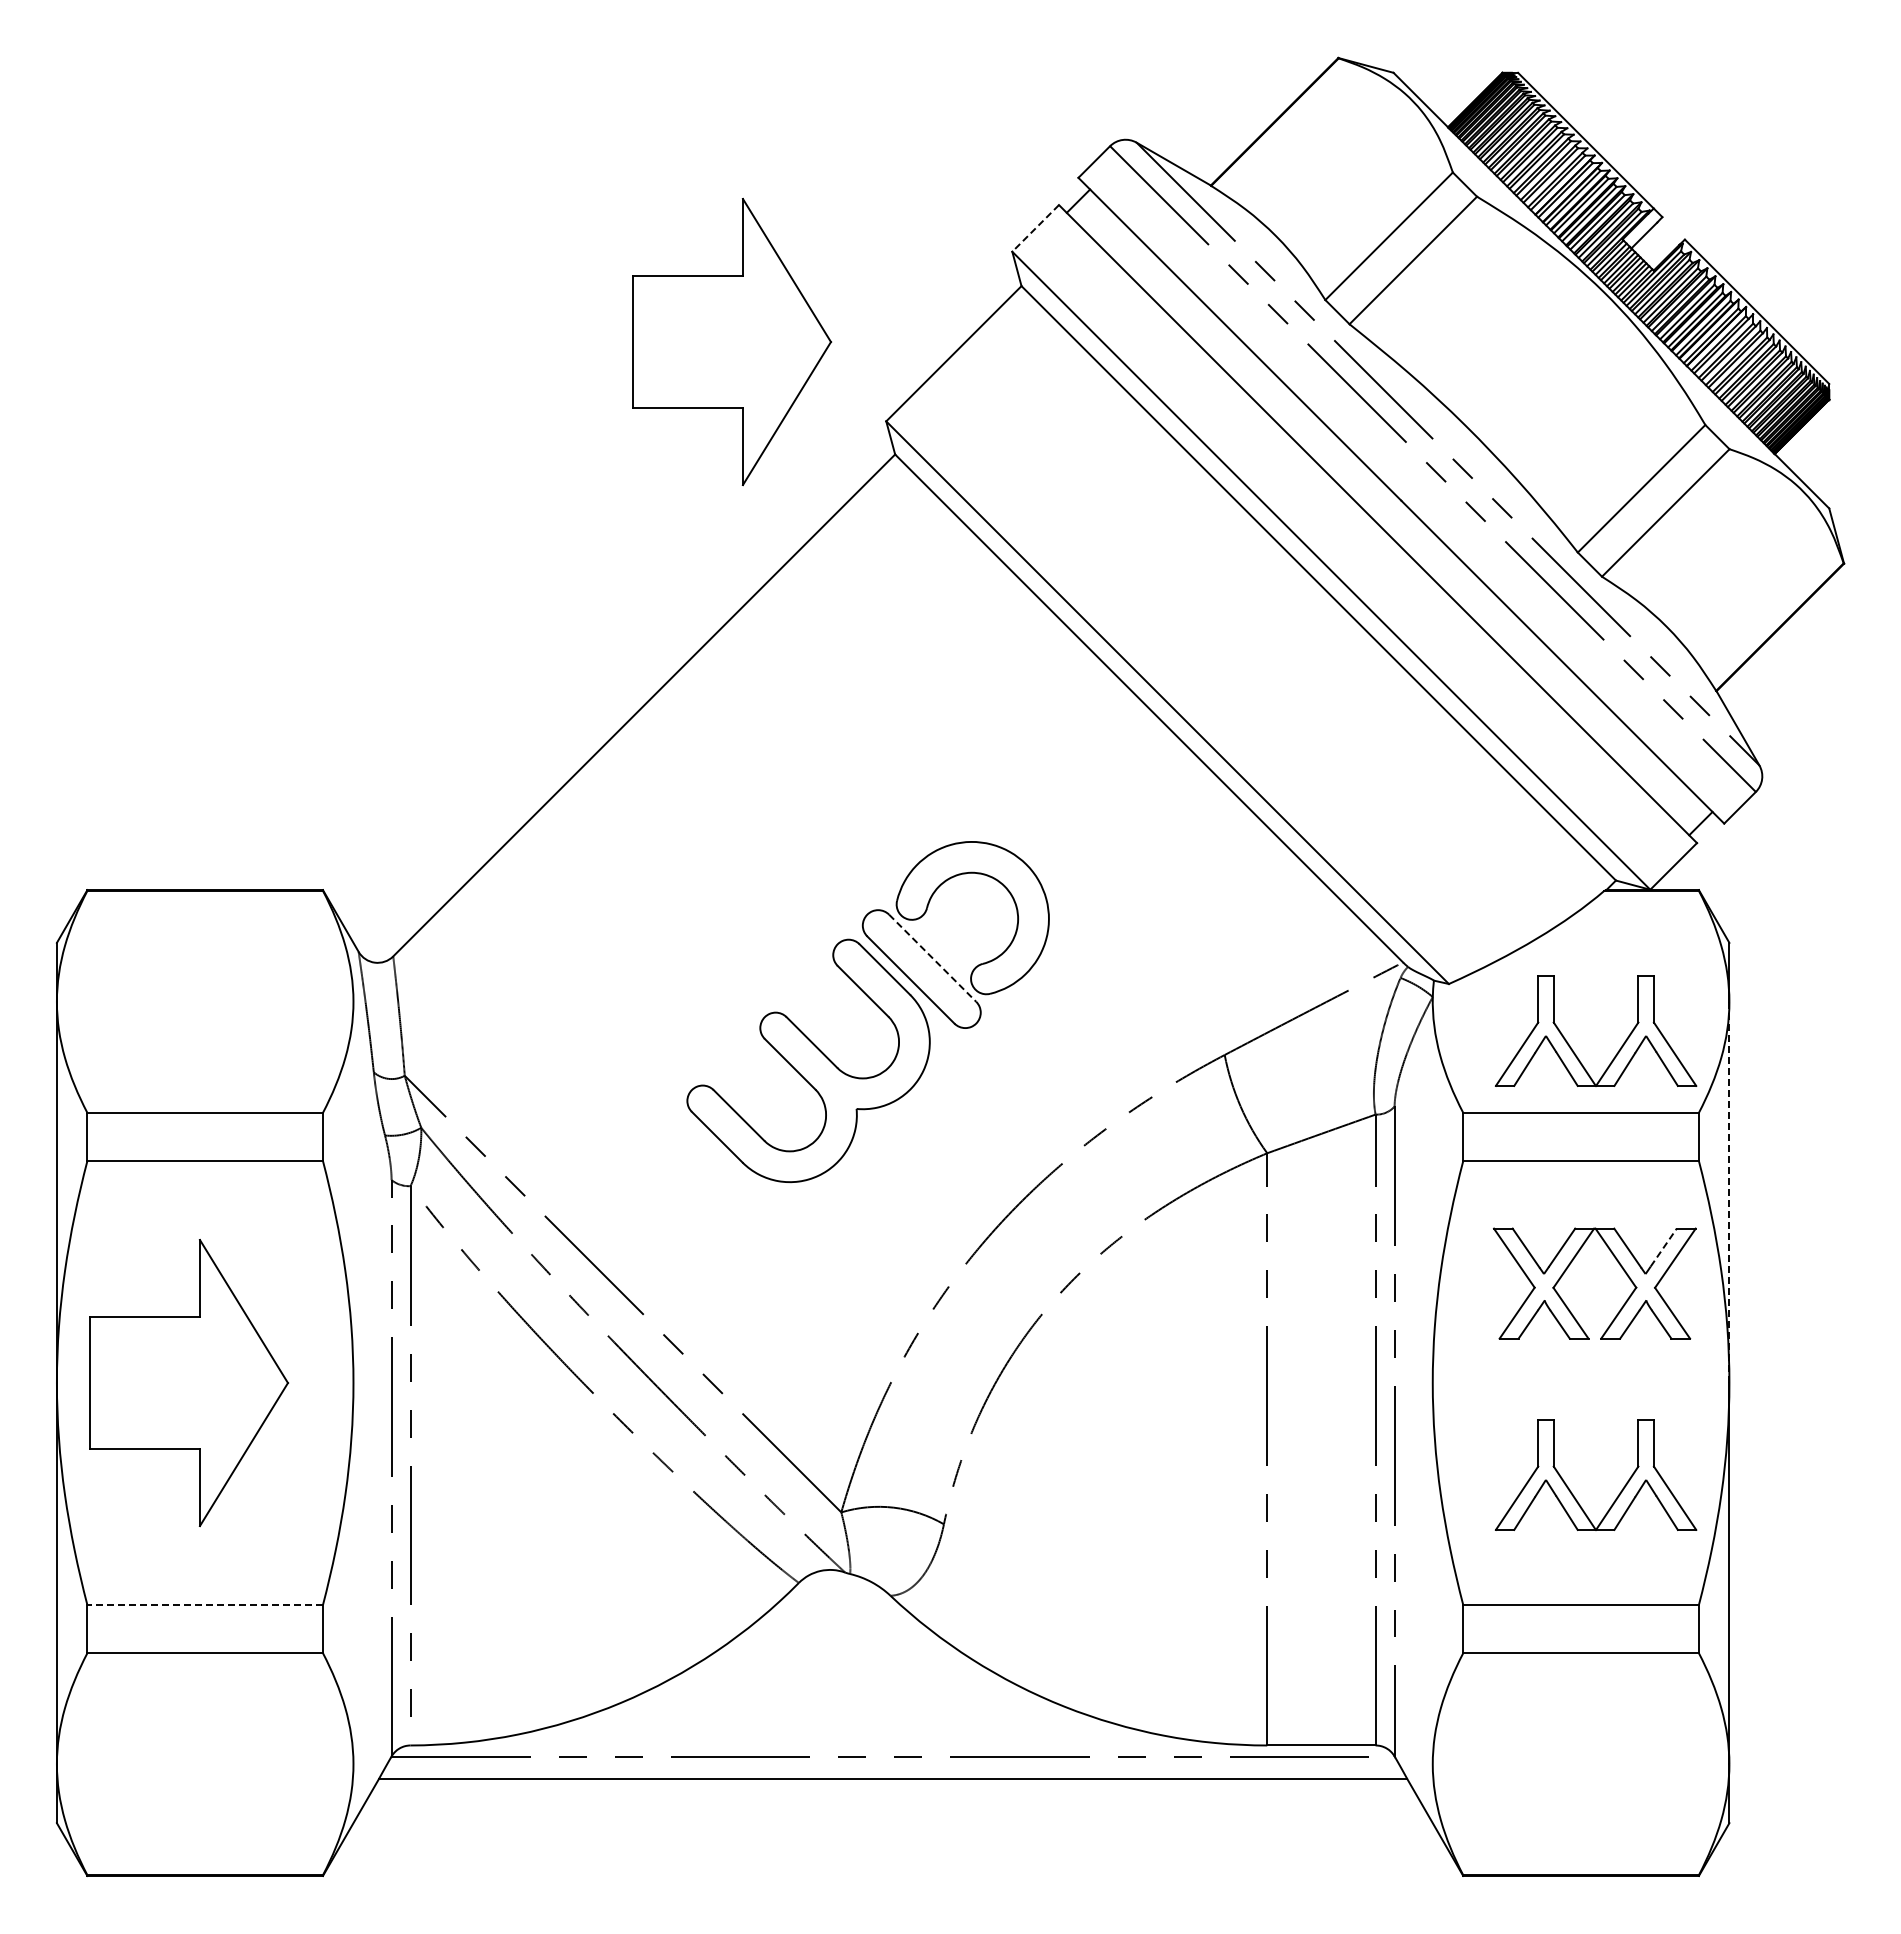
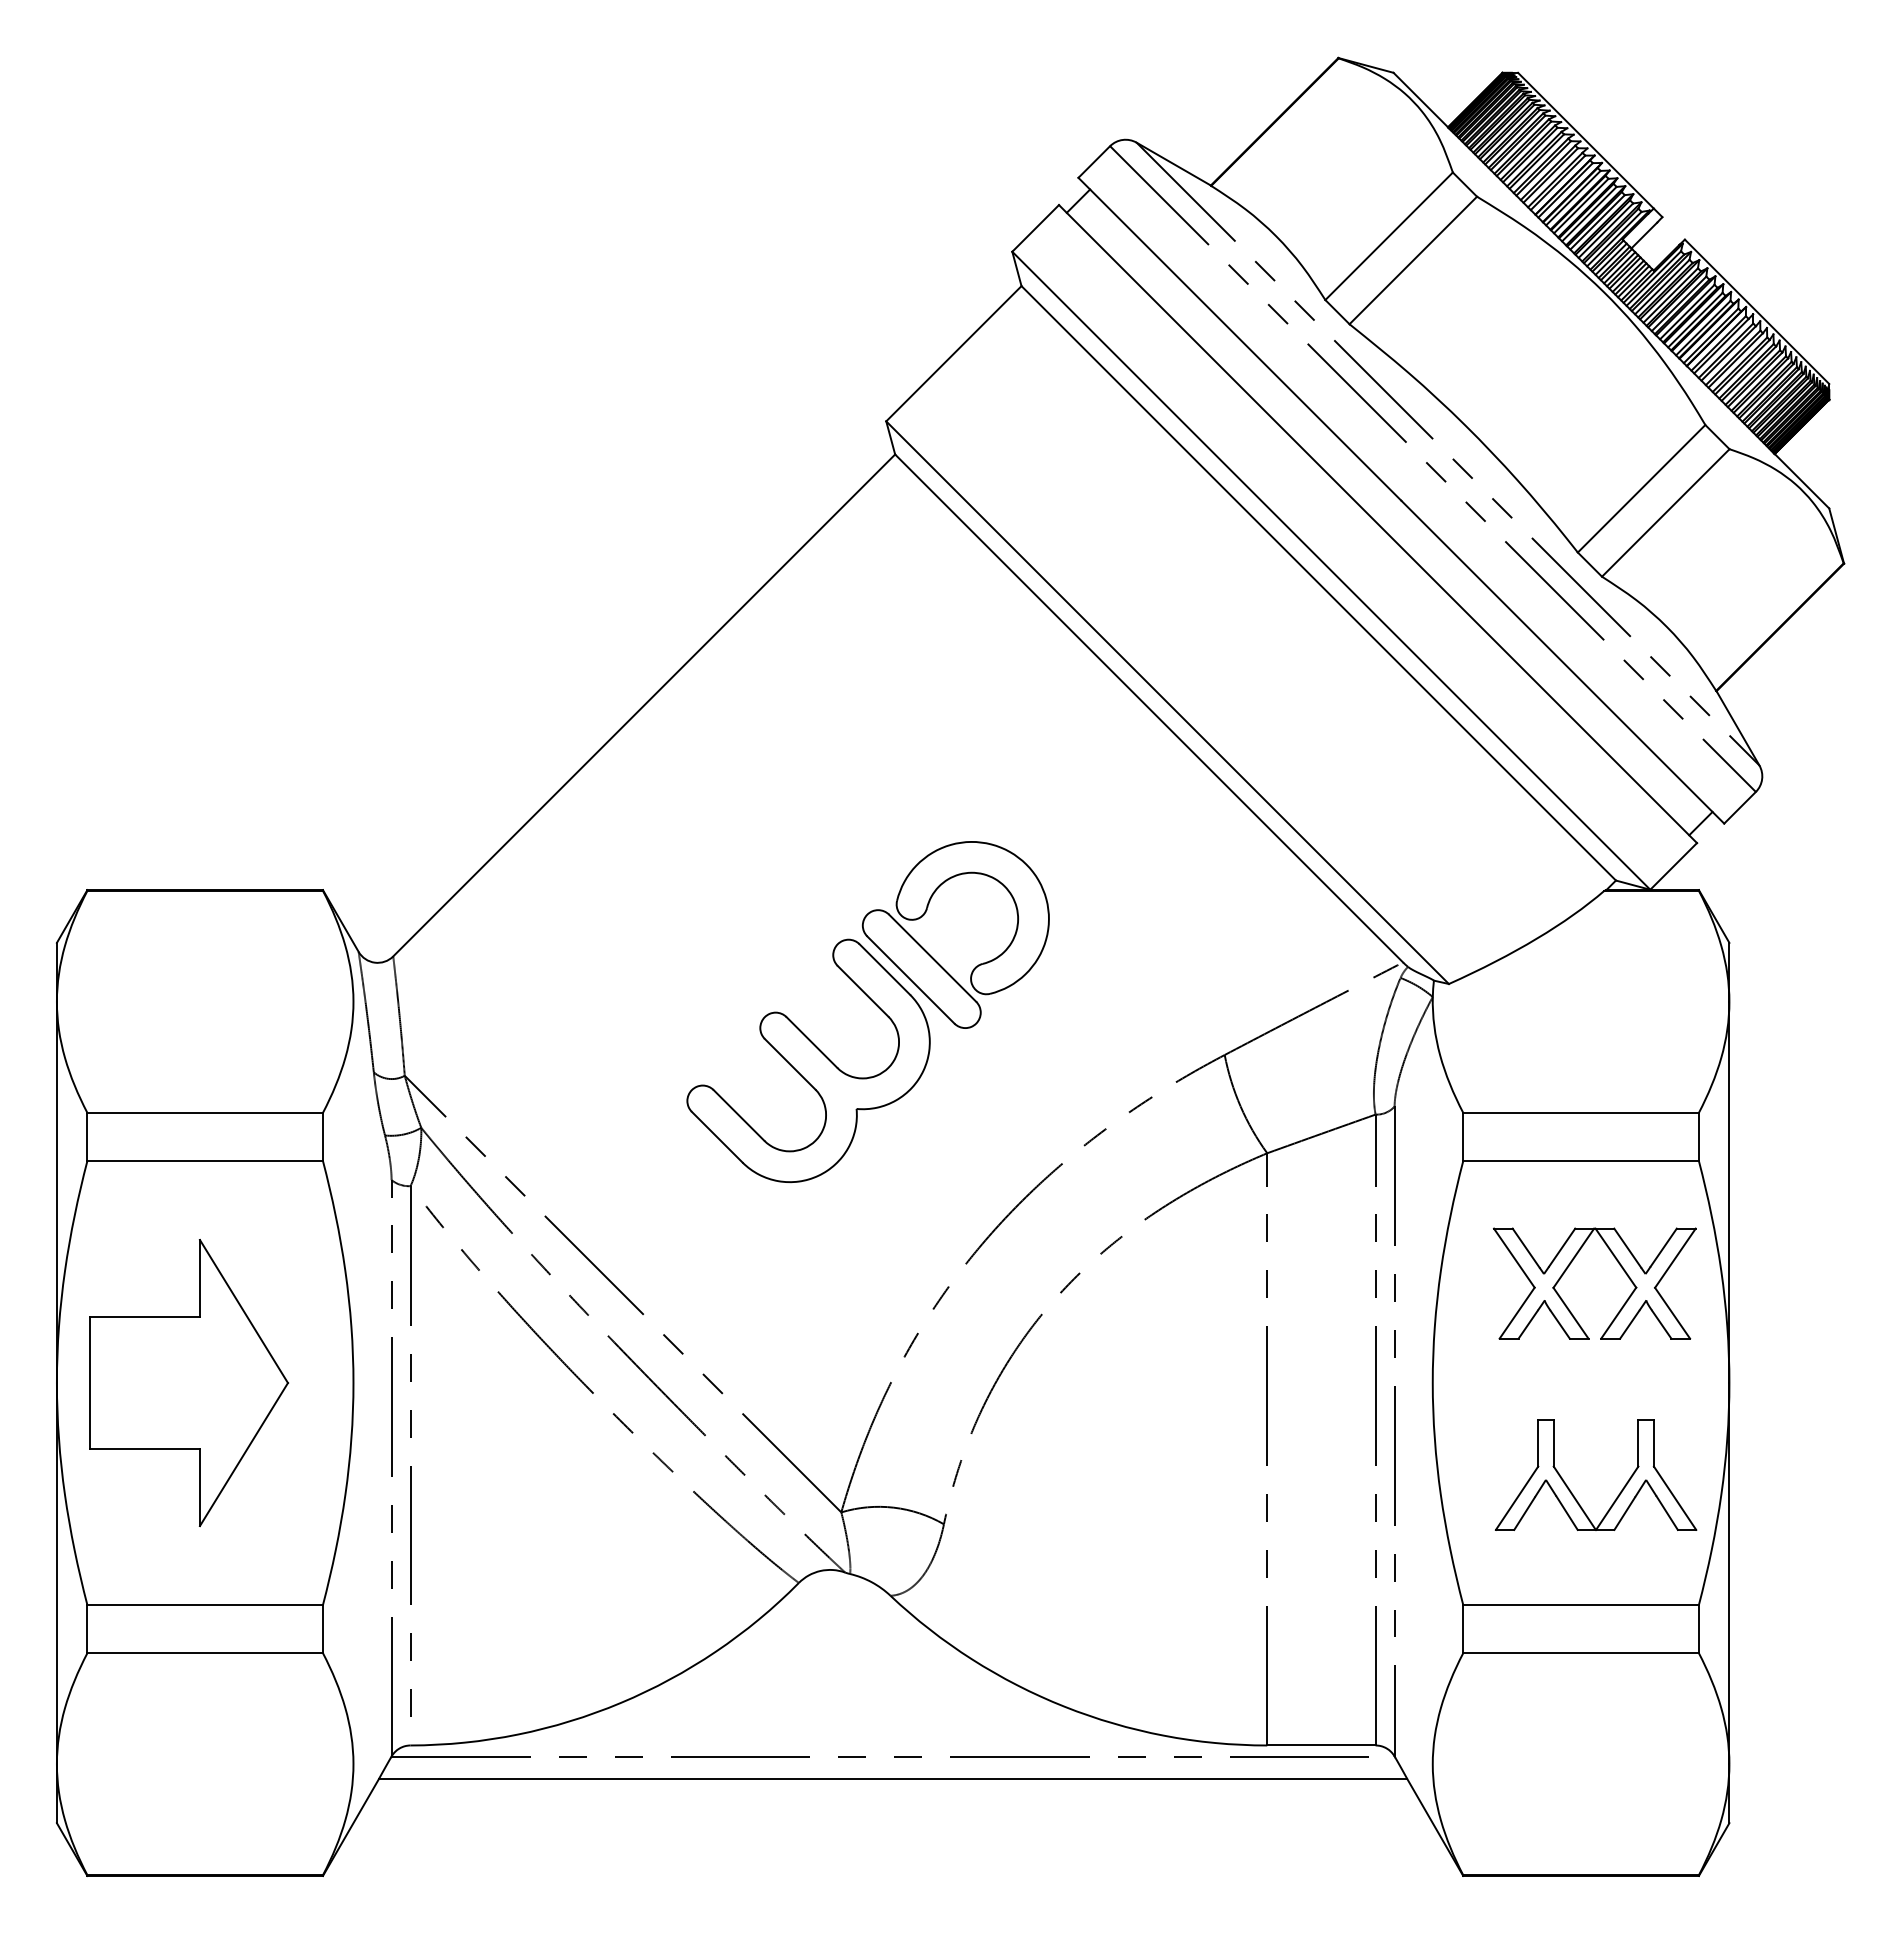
line: dashed -> solid (1035, 228)
part: present -> none (731, 342)
line: dashed -> solid (932, 958)
part: present -> none (1570, 1045)
line: dashed -> solid (1729, 1192)
line: dashed -> solid (1663, 1247)
line: dashed -> solid (205, 1605)
